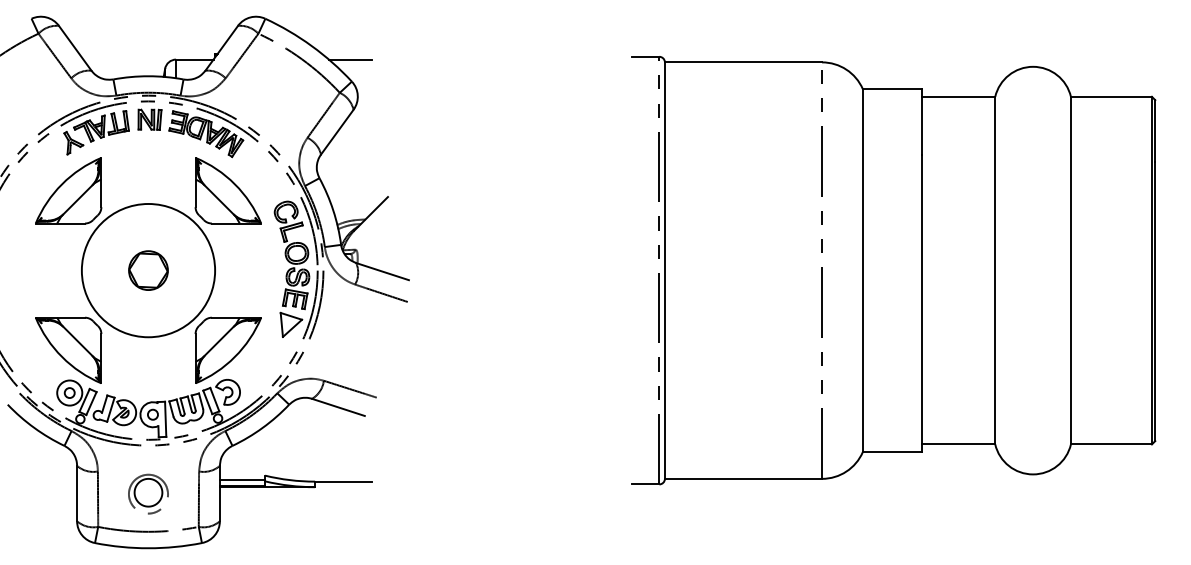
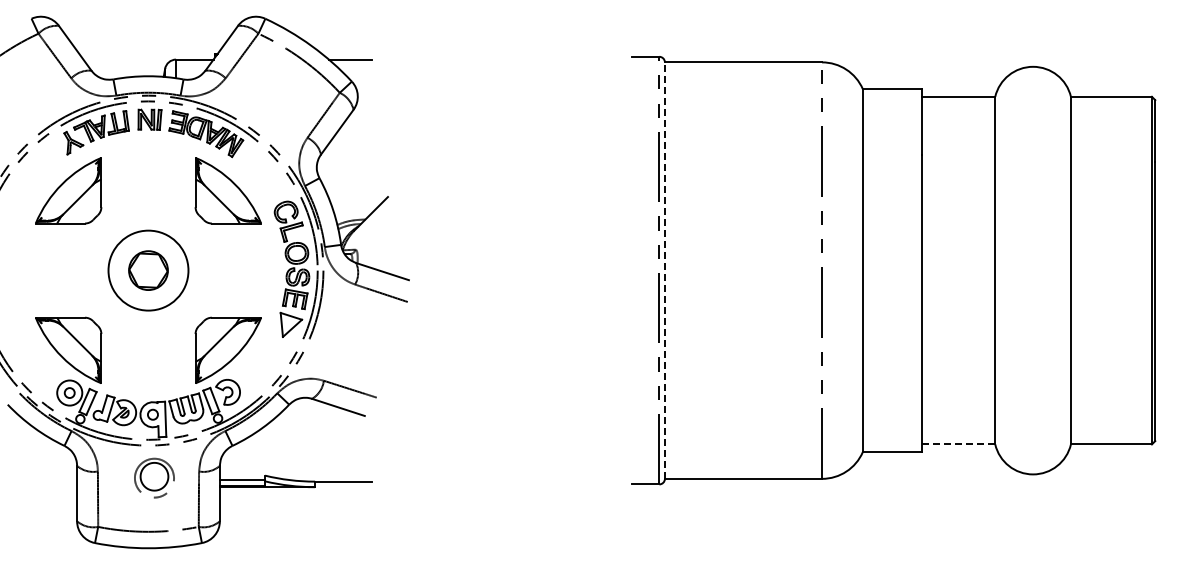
circle diameter: 133 px -> 80 px (148, 270)
line: solid -> dashed (664, 270)
line: solid -> dashed (958, 444)
part position: (148, 493) -> (154, 477) (154, 477)
